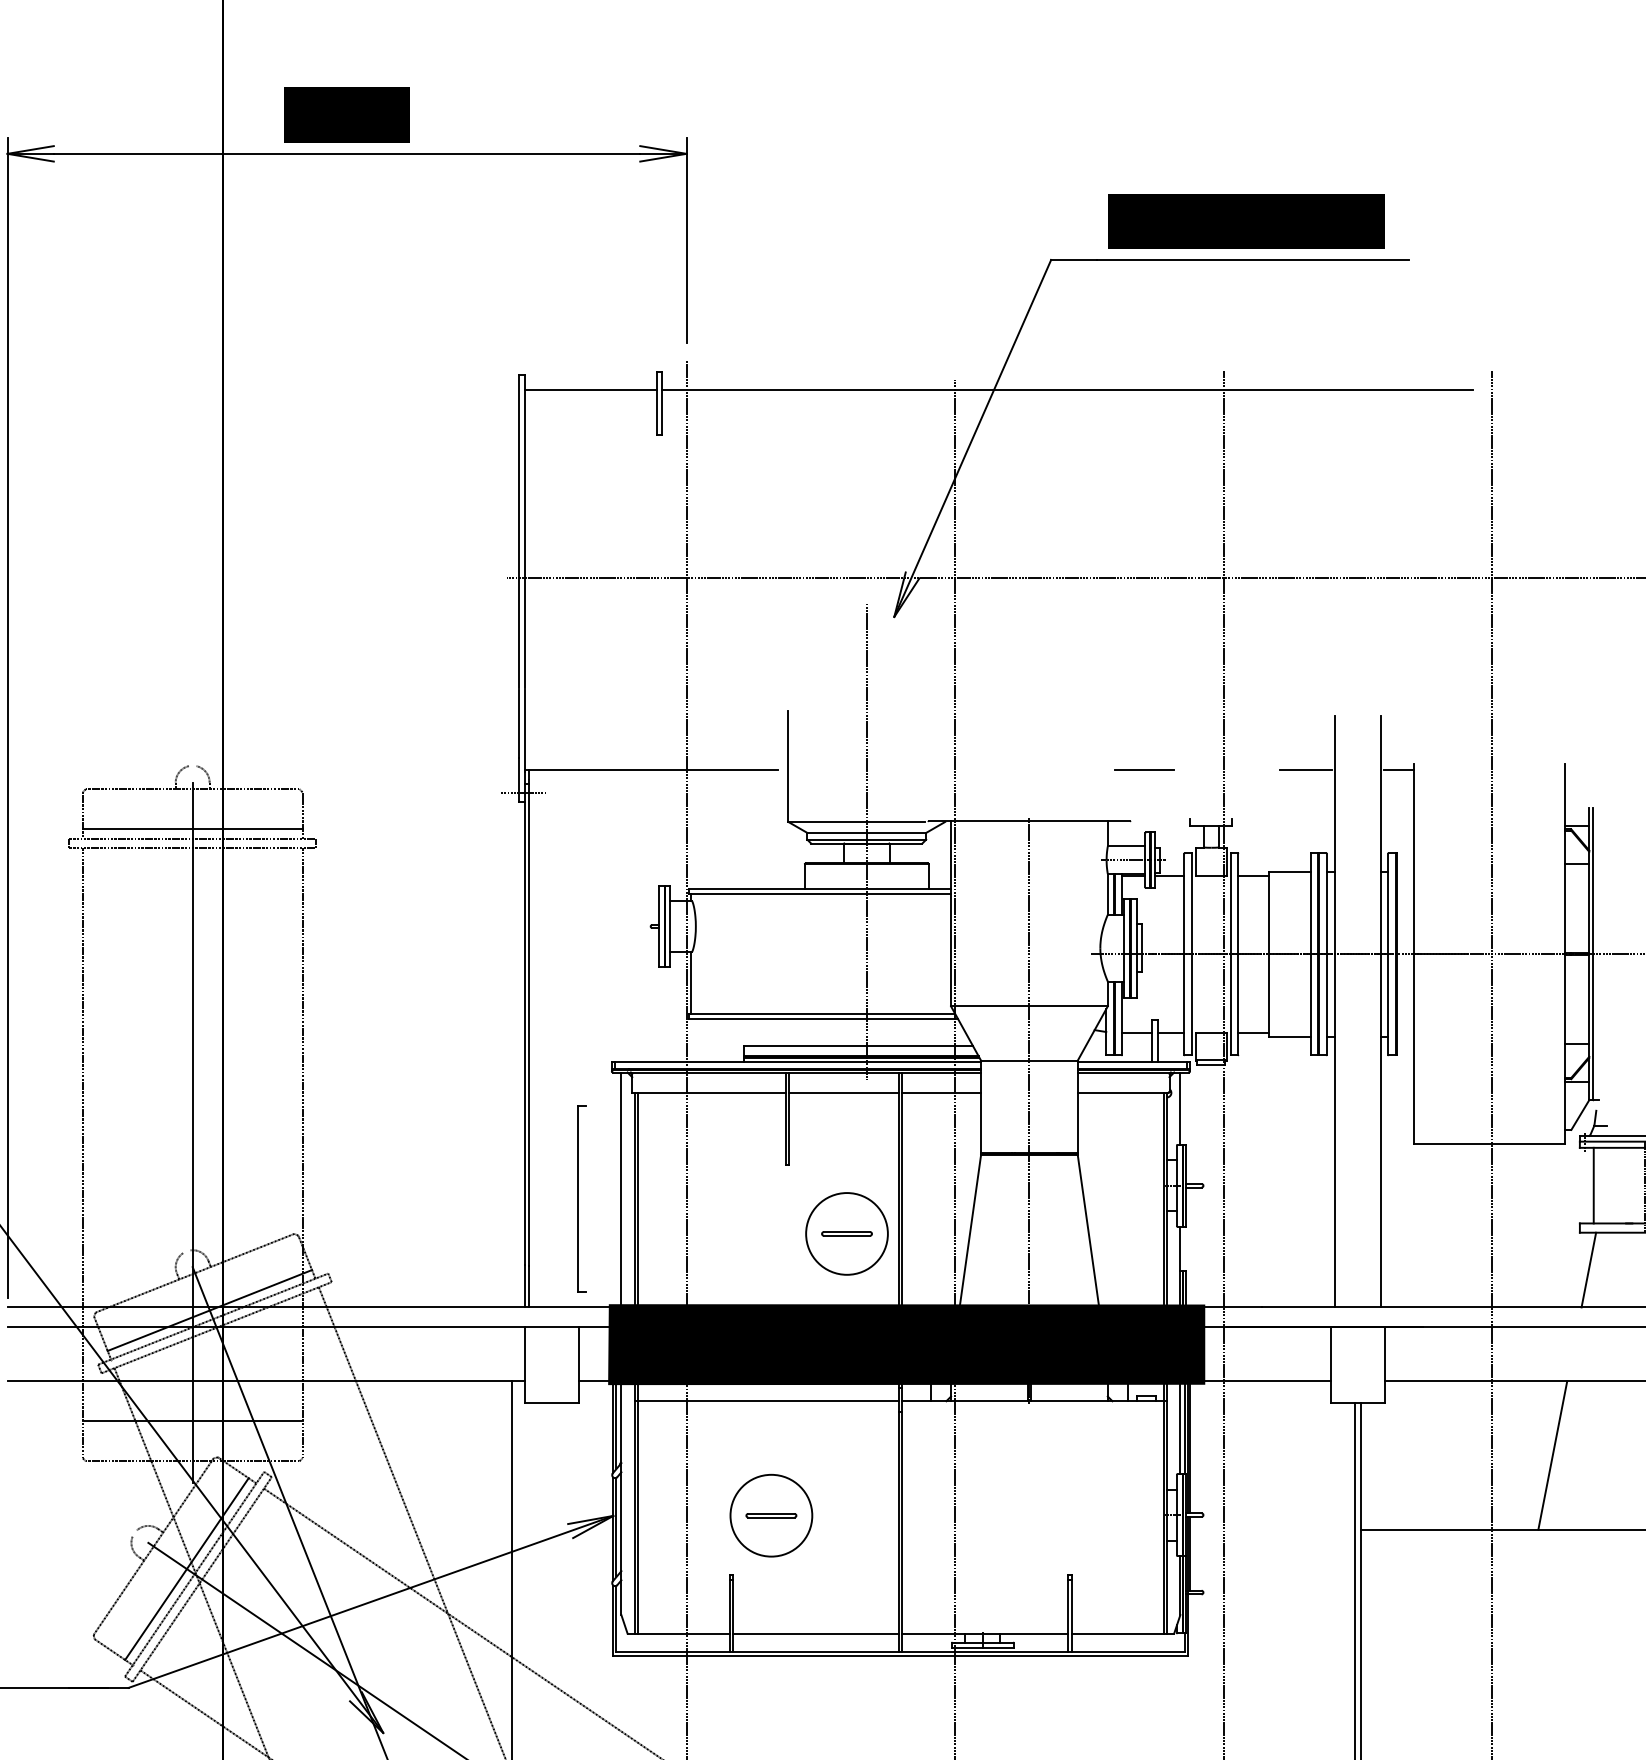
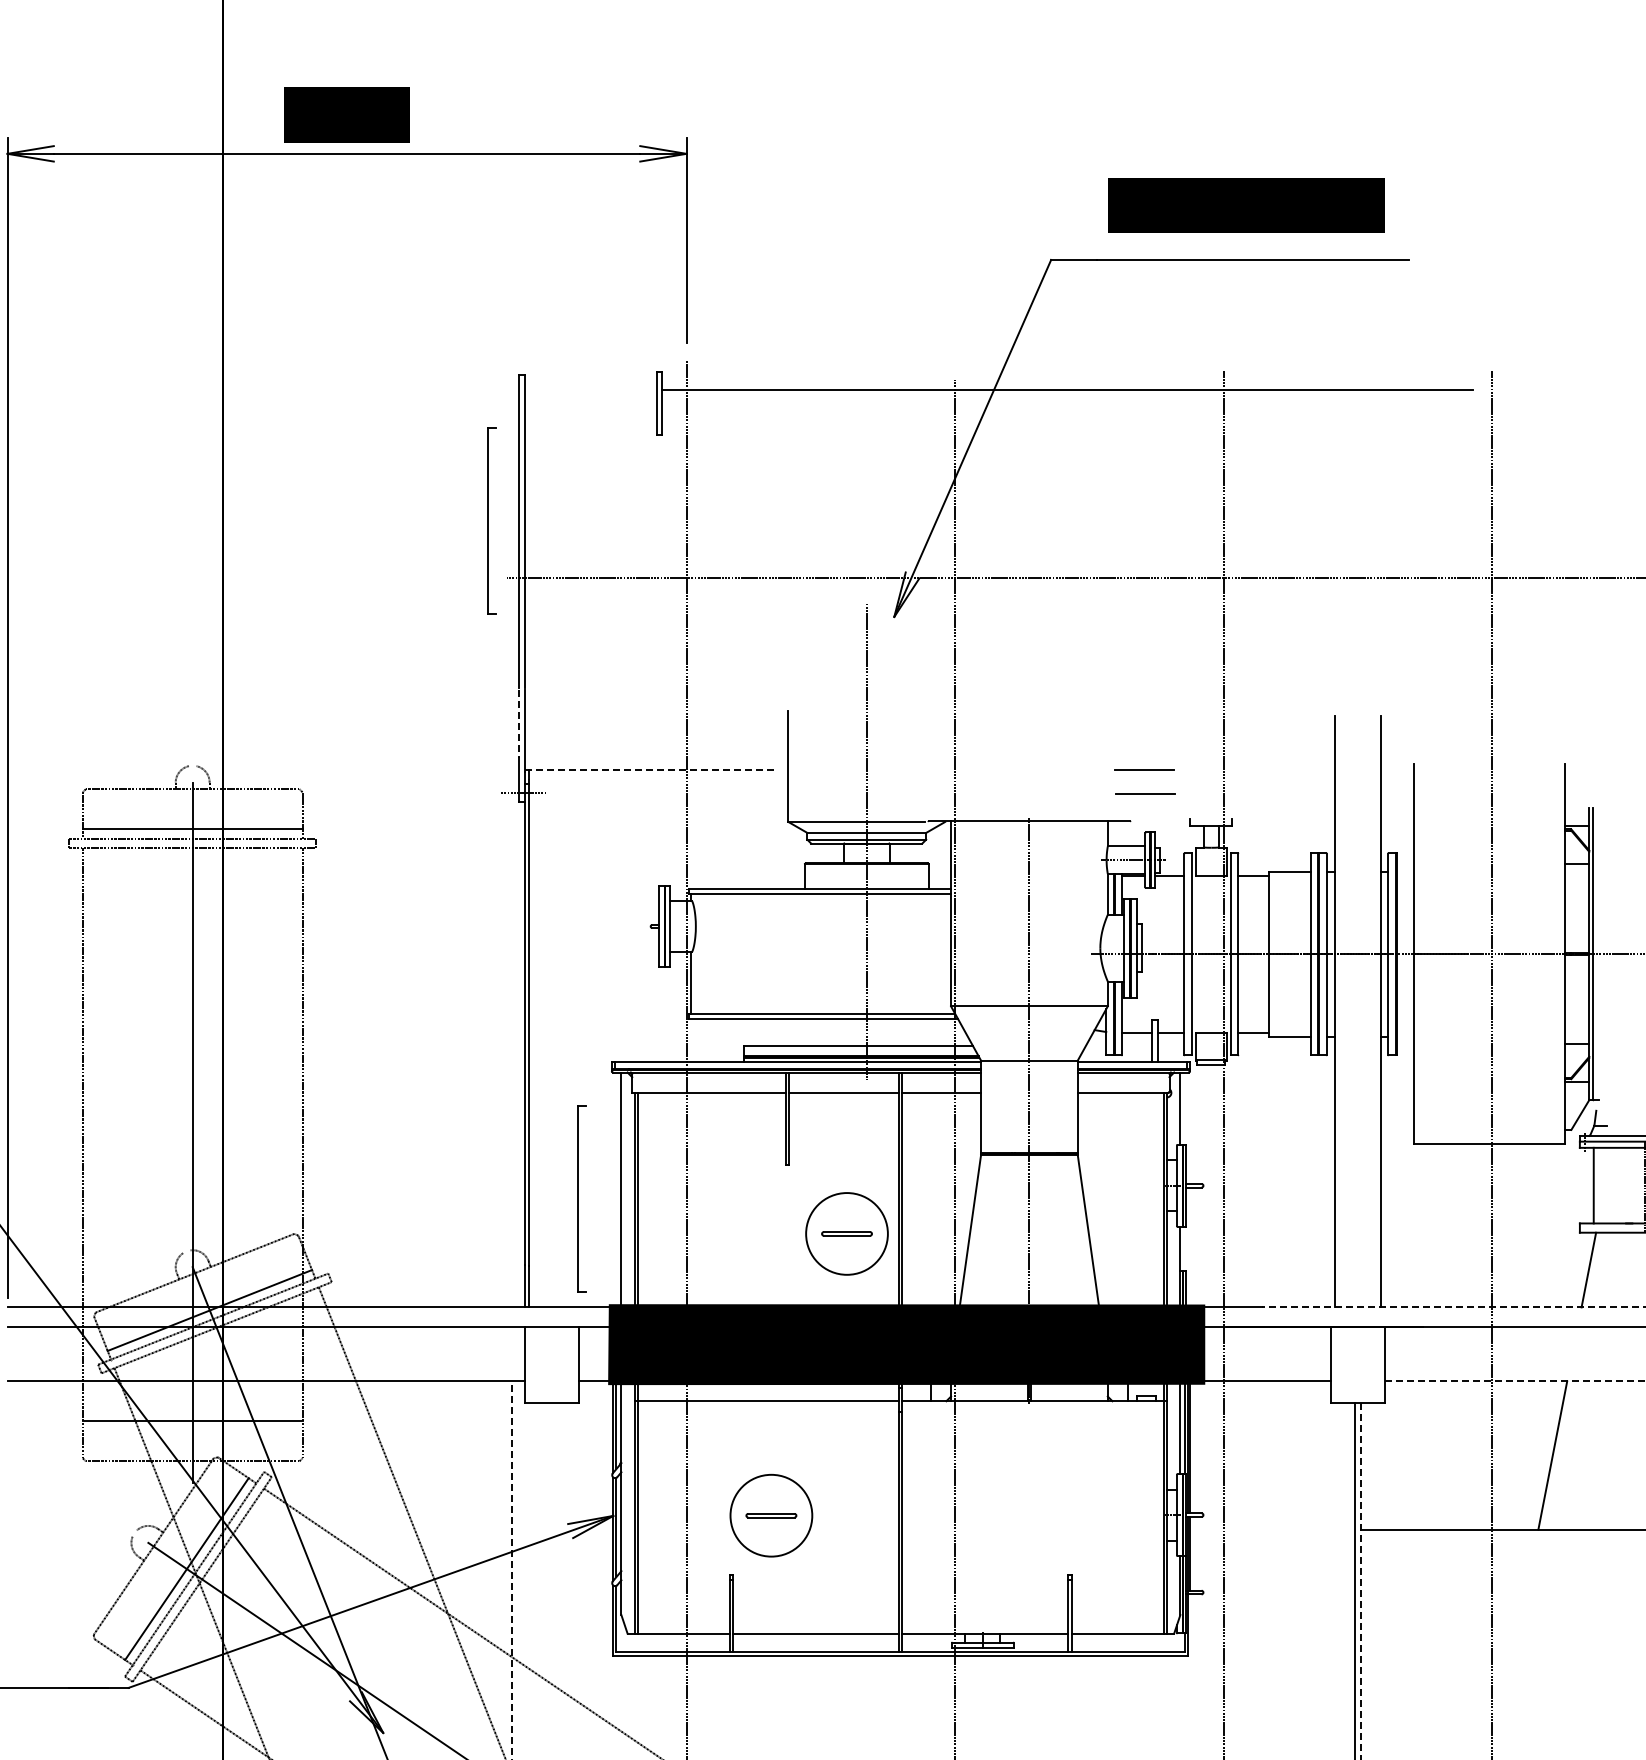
text position: (1246, 221) -> (1246, 205) (1246, 205)
line: present -> none (590, 390)
part: none -> present (491, 520)
line: solid -> dashed (518, 724)
line: solid -> dashed (651, 770)
line: present -> none (1305, 770)
line: present -> none (1399, 770)
line: none -> present (1145, 793)
line: solid -> dashed (1453, 1307)
line: solid -> dashed (1515, 1381)
line: solid -> dashed (512, 1570)
line: solid -> dashed (1360, 1581)
